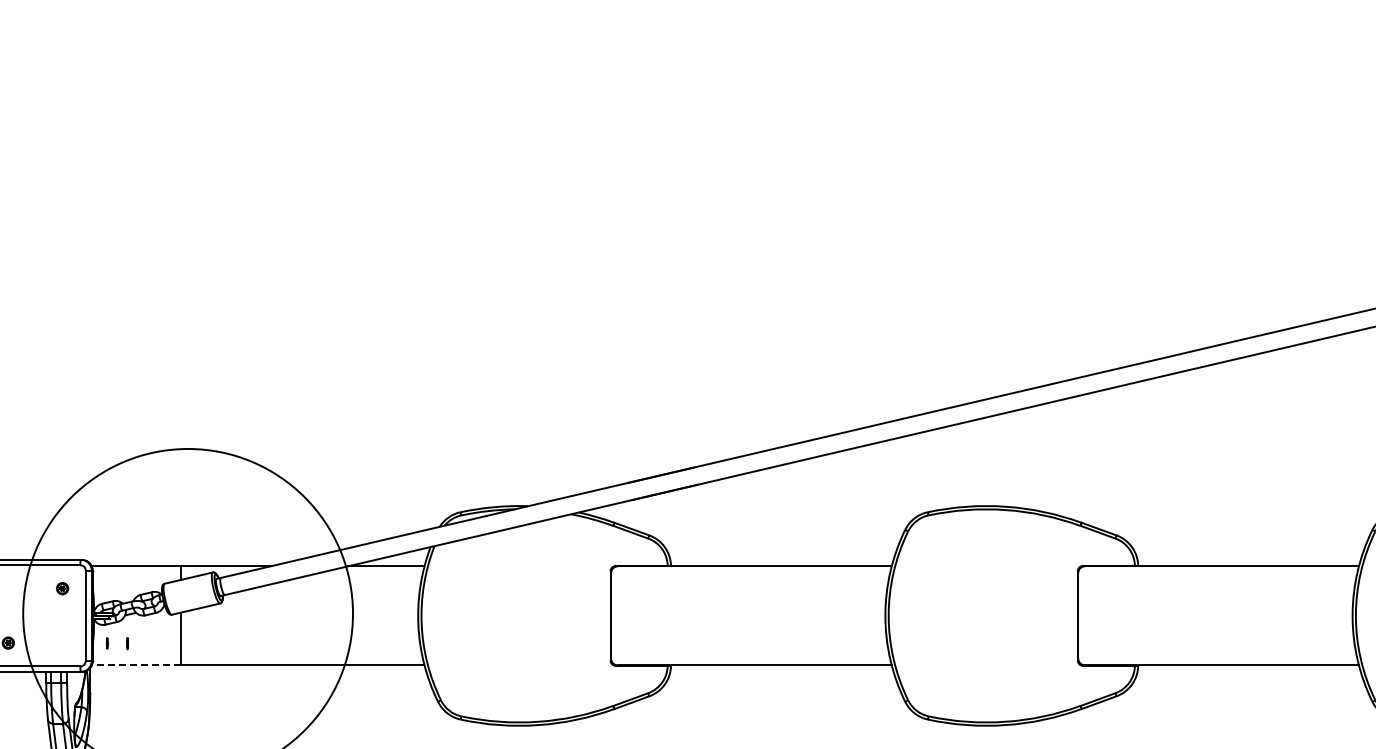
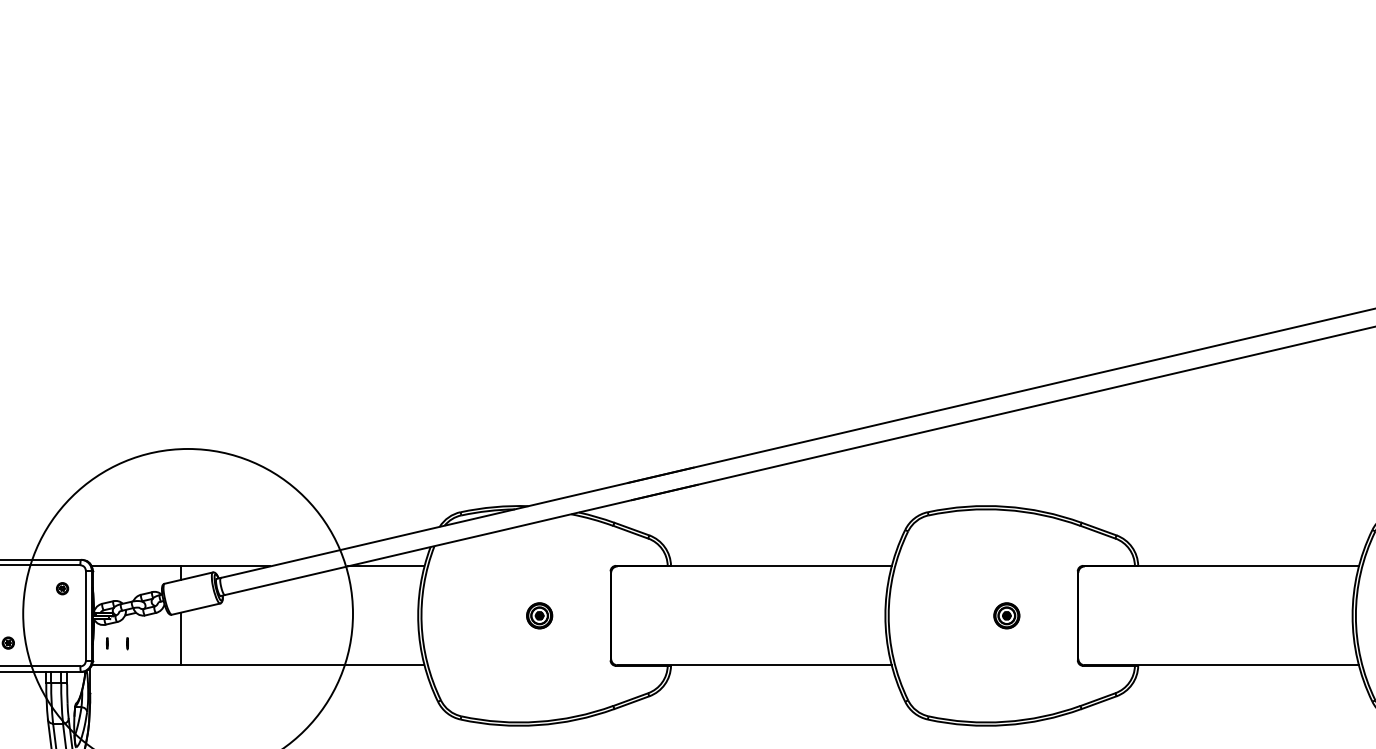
part: none -> present (539, 615)
part: none -> present (1006, 615)
line: dashed -> solid (136, 665)
